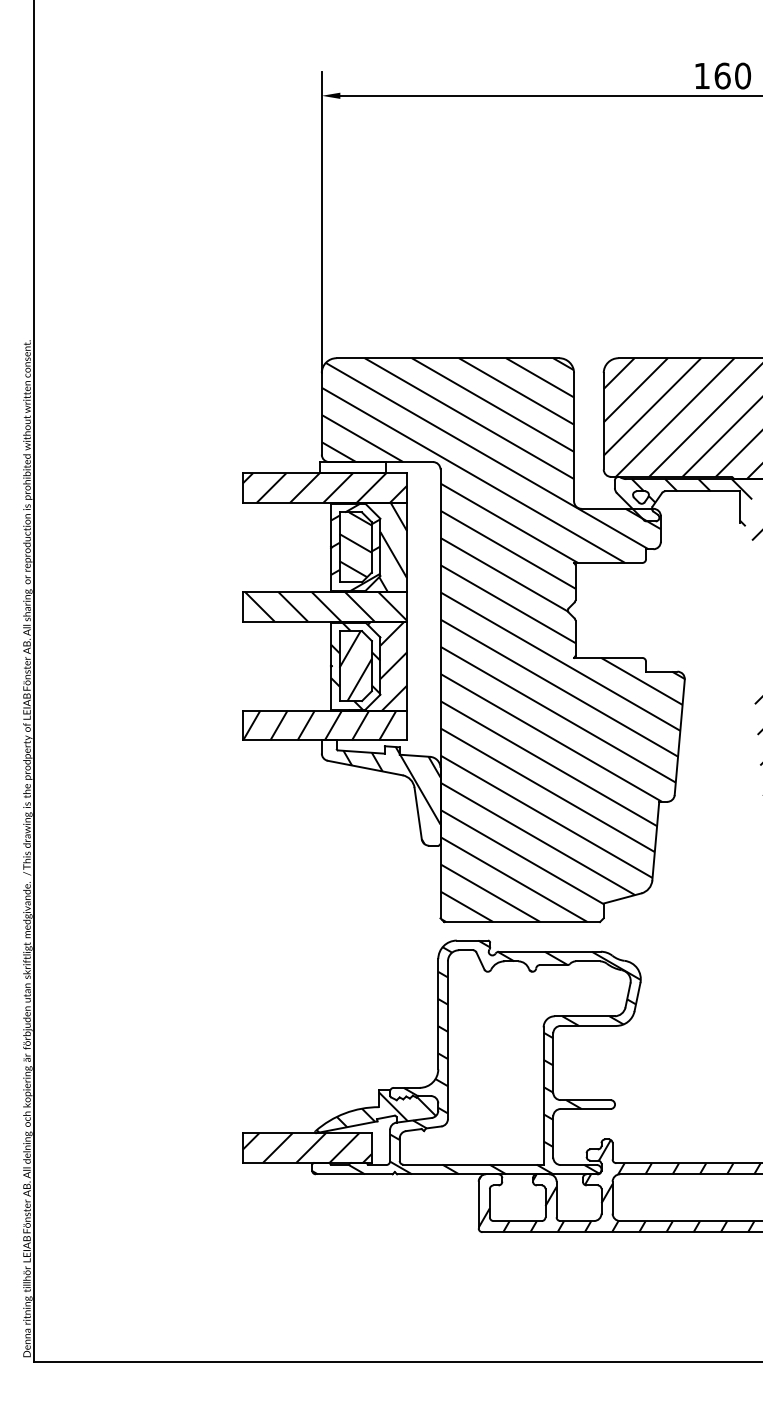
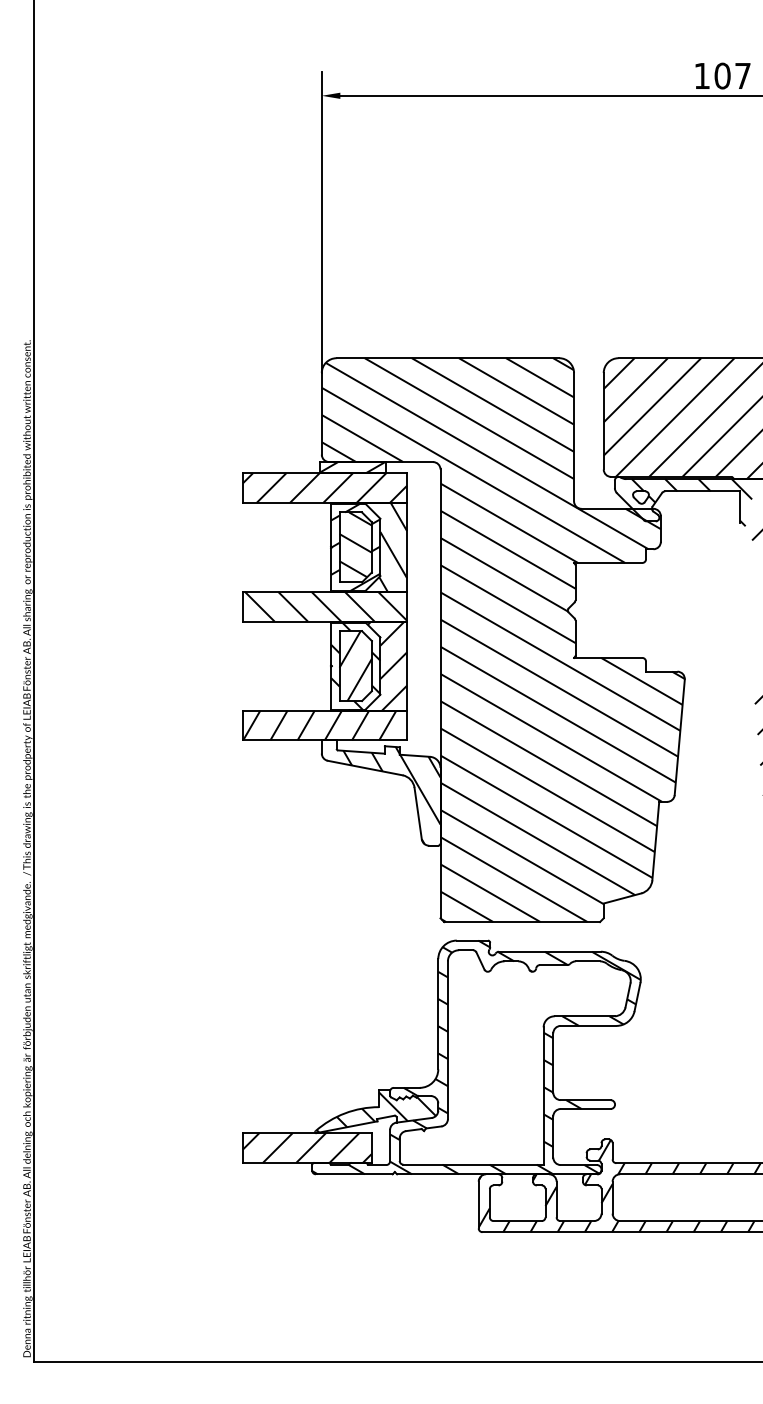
text: 160 -> 107 (732, 75)
hatch: none -> present (352, 467)
